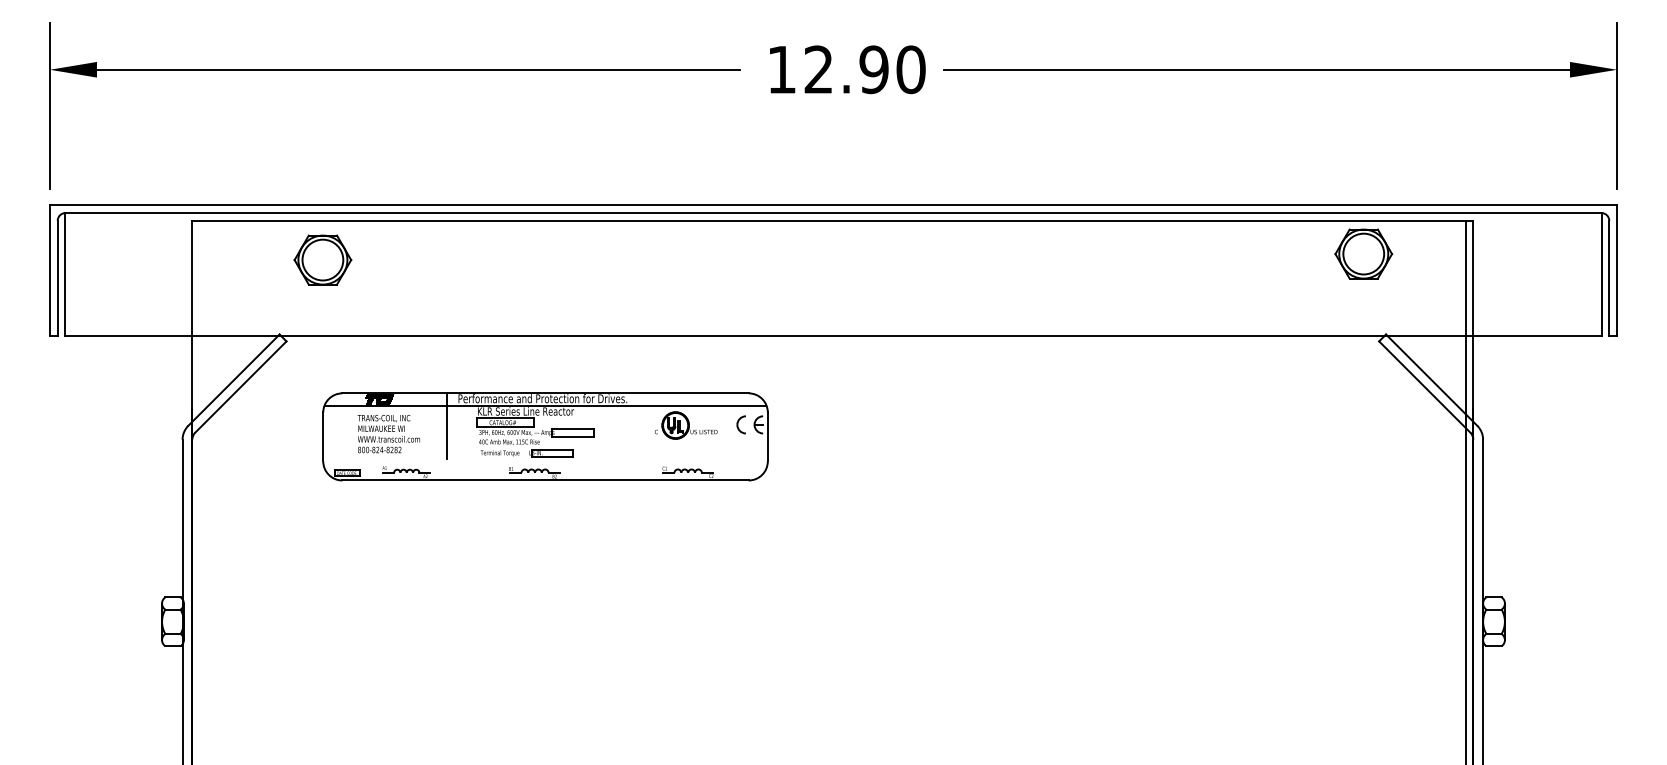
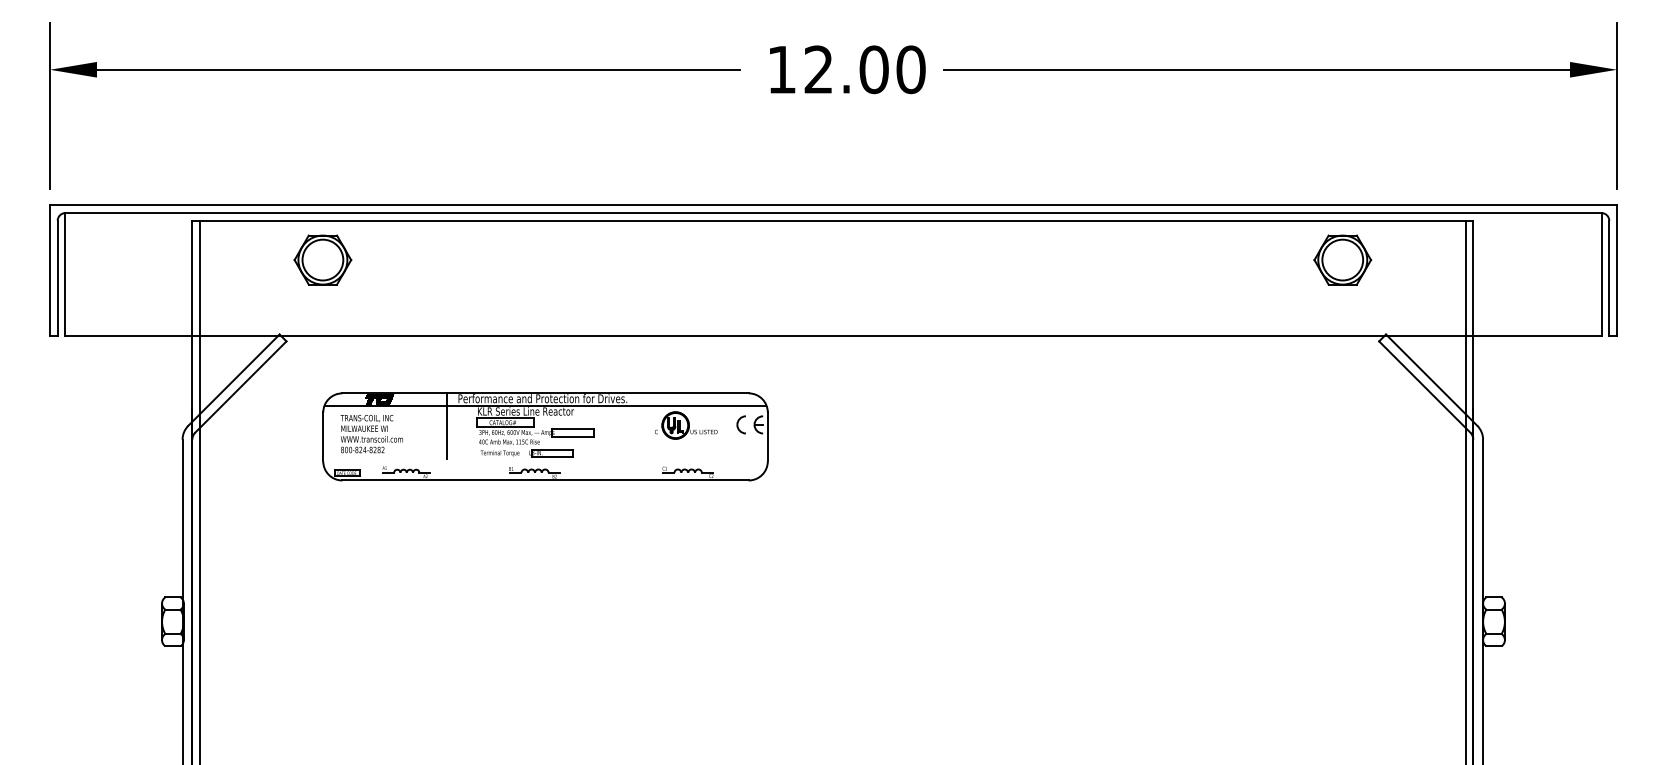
text: 12.90 -> 12.00 (873, 69)
part position: (1363, 253) -> (1342, 259) (1342, 259)
text position: (388, 434) -> (371, 434) (371, 434)
line: none -> present (200, 490)
